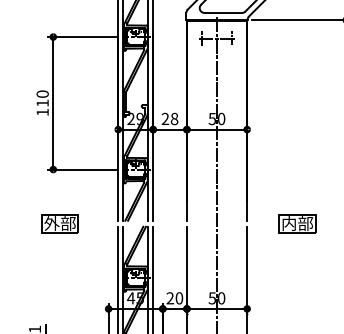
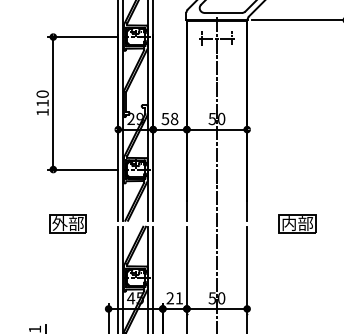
text: 28 -> 58 (165, 118)
part position: (59, 223) -> (67, 223) (67, 223)
text: 20 -> 21 (179, 298)
